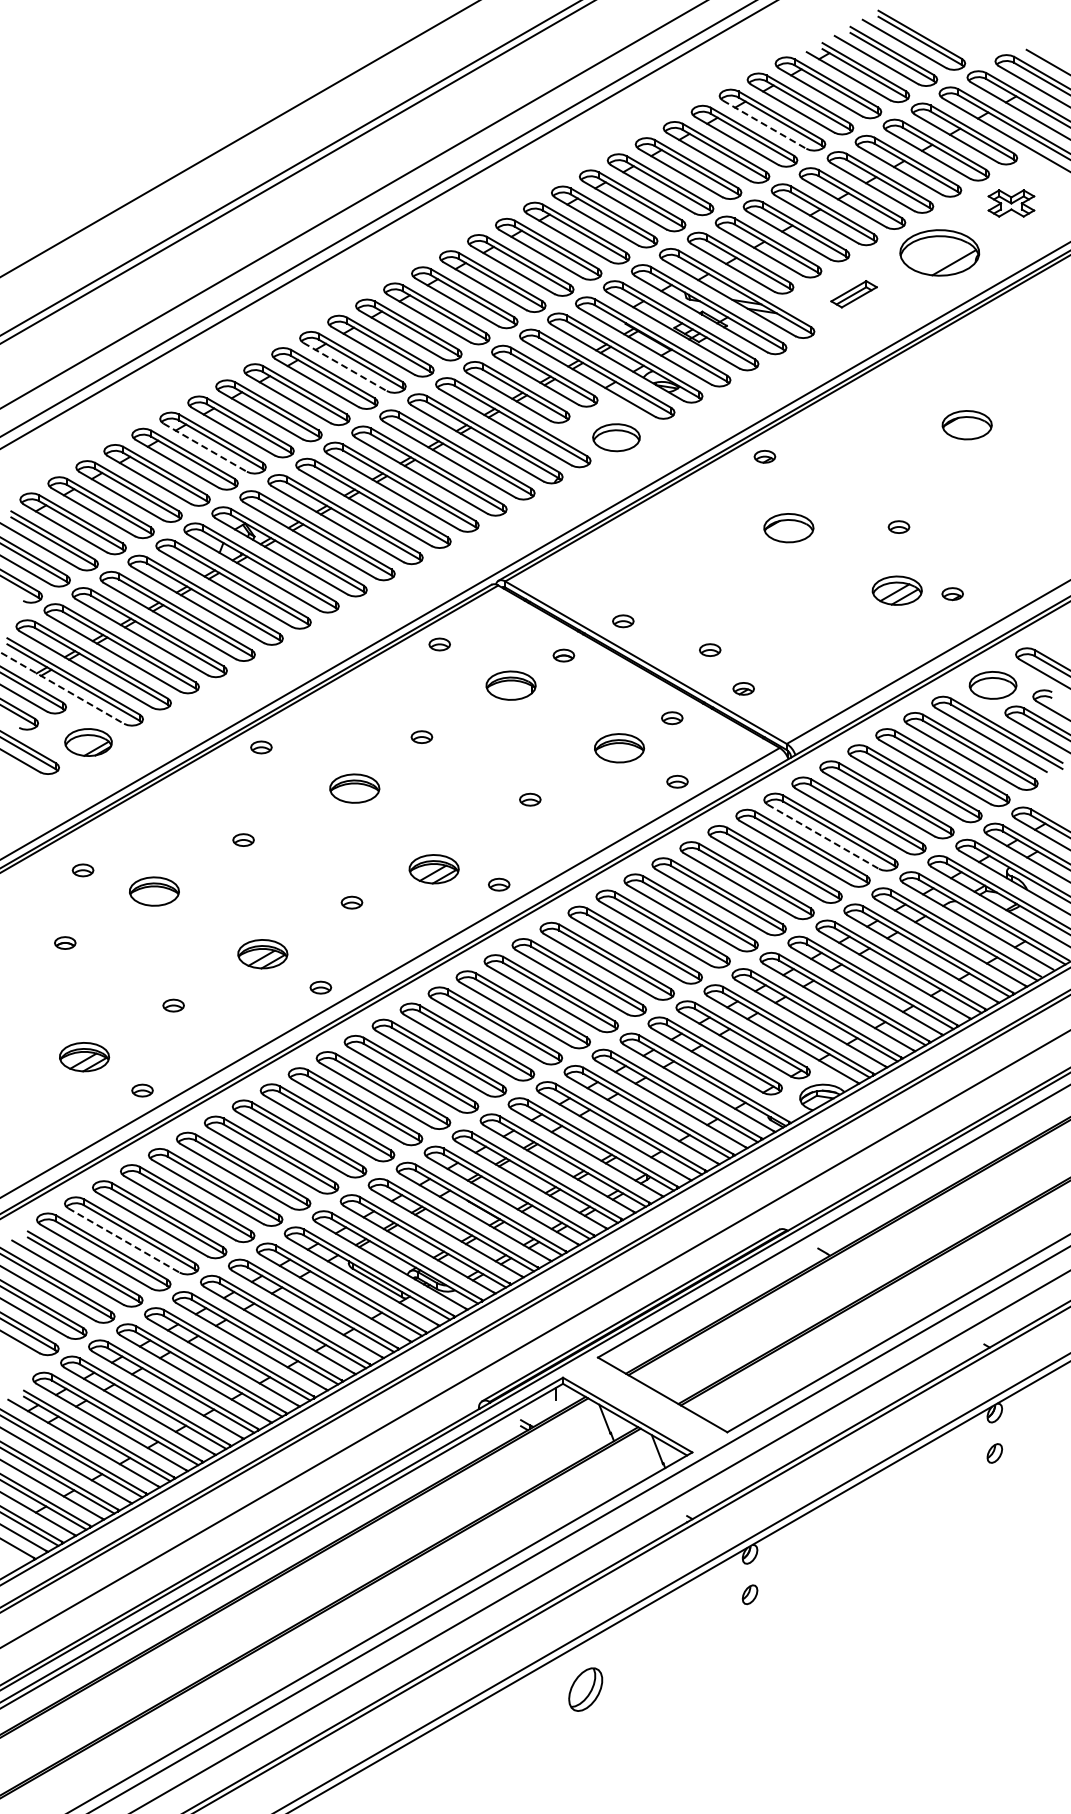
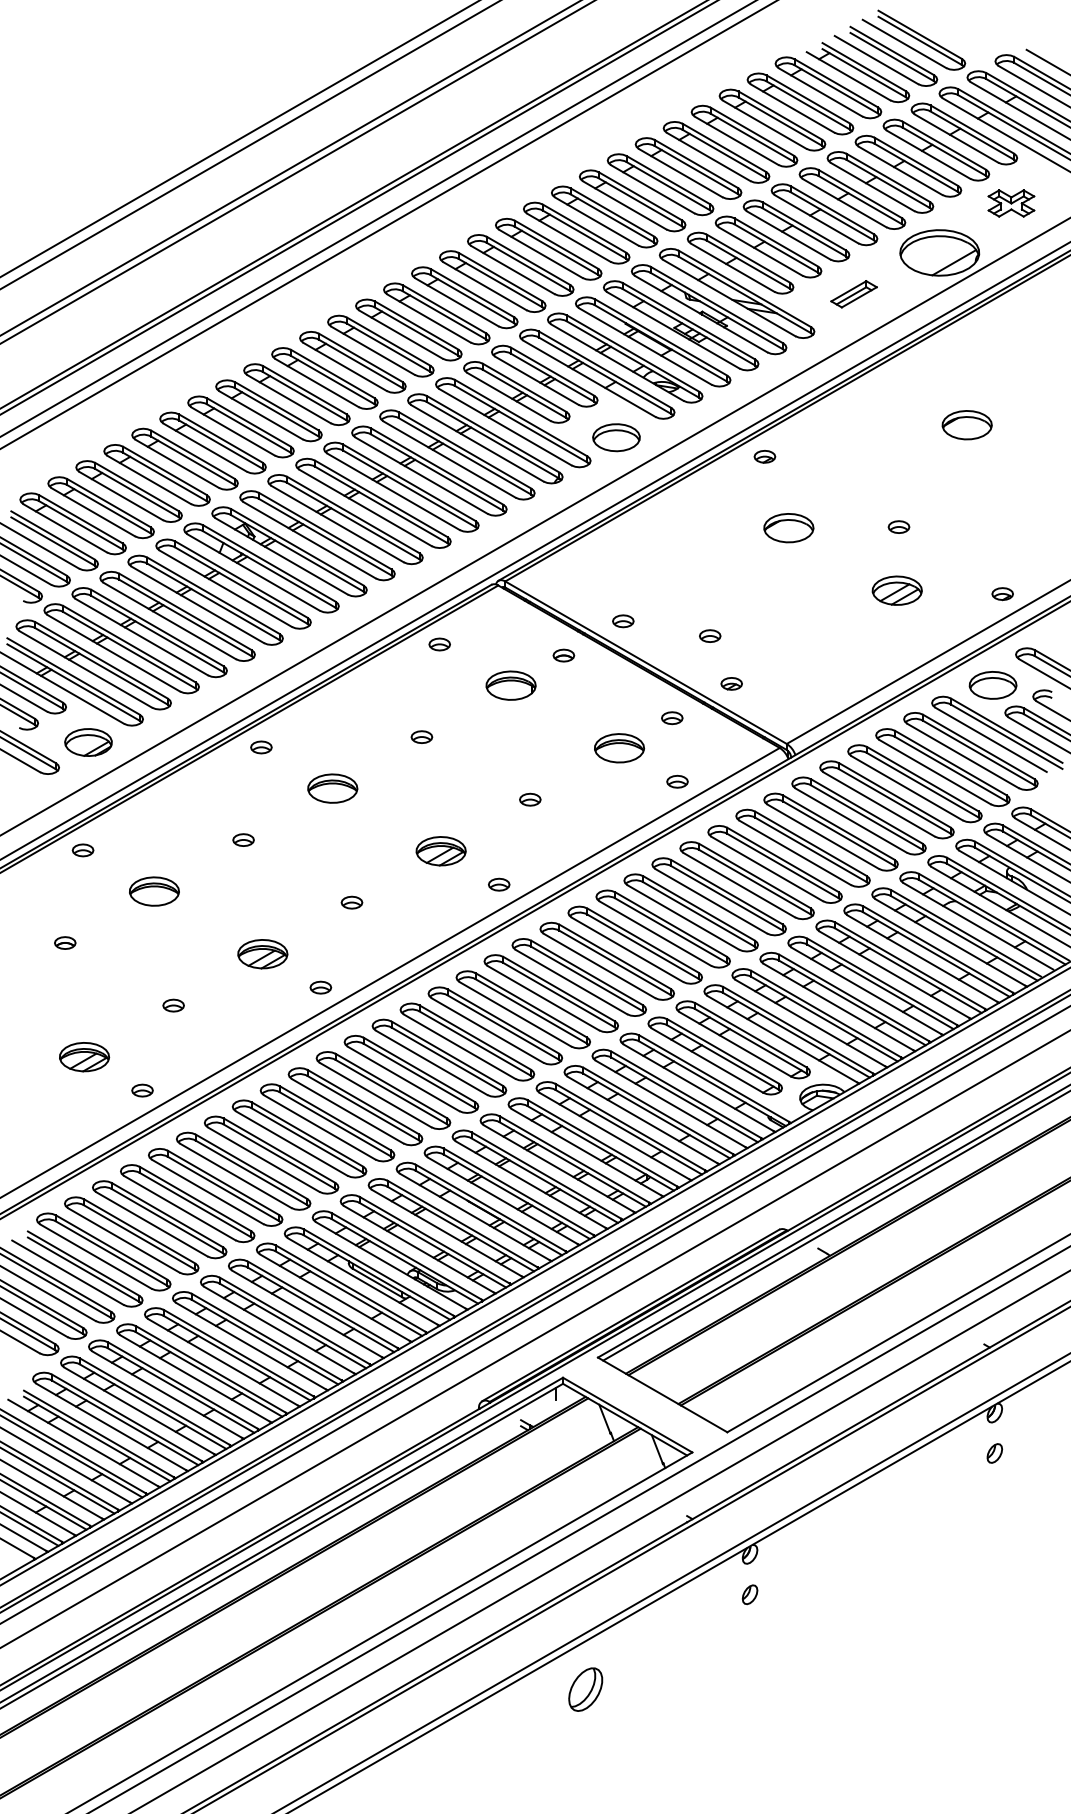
line: dashed -> solid (765, 124)
line: none -> present (249, 145)
line: none -> present (358, 207)
line: dashed -> solid (345, 367)
line: dashed -> solid (205, 447)
line: none -> present (534, 526)
part position: (952, 594) -> (1002, 594) (1002, 594)
part position: (710, 649) -> (710, 635) (710, 635)
line: dashed -> solid (62, 688)
part position: (743, 688) -> (731, 683) (731, 683)
part position: (354, 788) -> (332, 788) (332, 788)
line: dashed -> solid (823, 836)
part position: (433, 869) -> (440, 851) (440, 851)
part position: (82, 870) -> (82, 850) (82, 850)
line: none -> present (835, 1226)
line: dashed -> solid (124, 1240)
line: none -> present (534, 1314)
